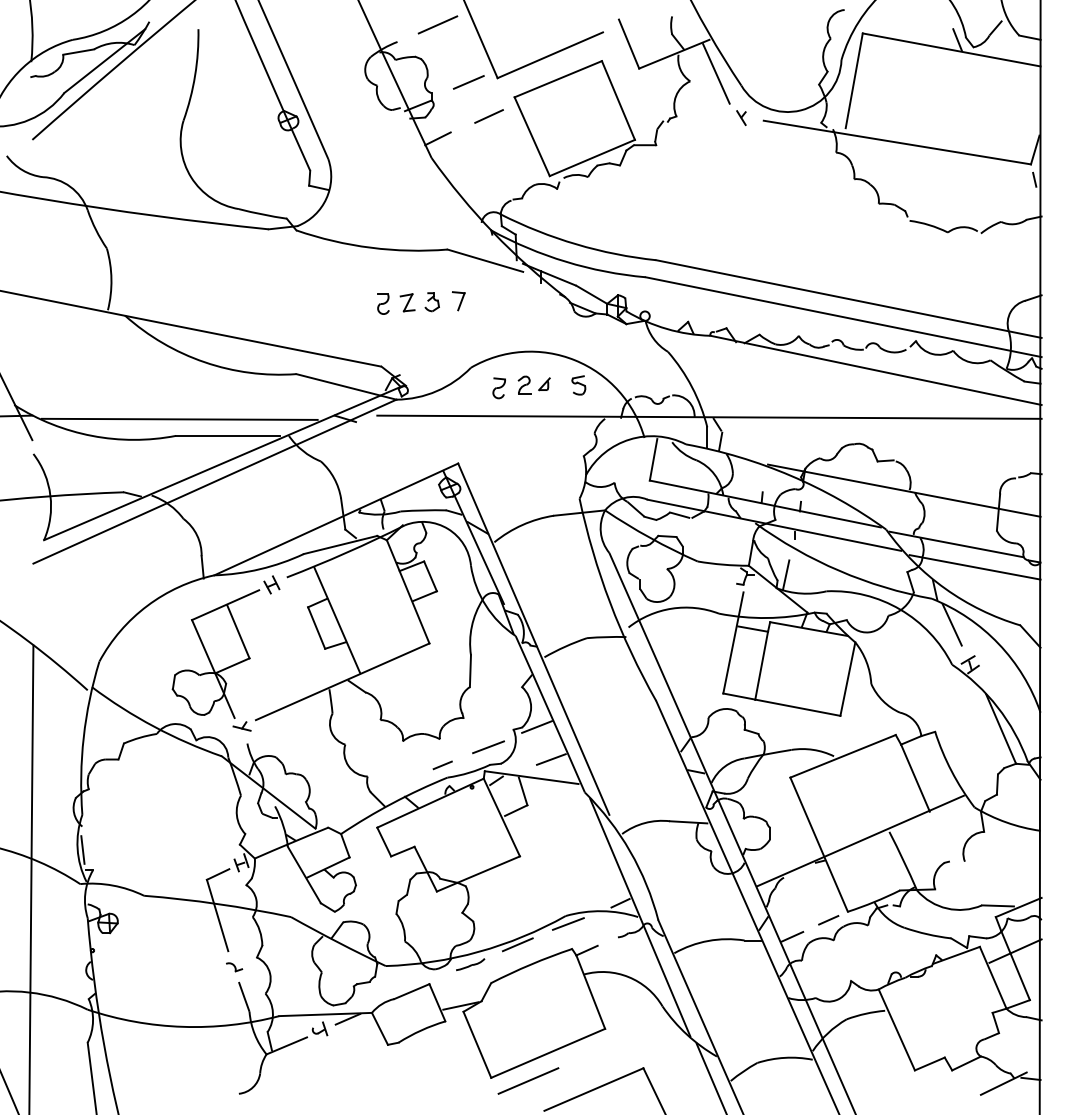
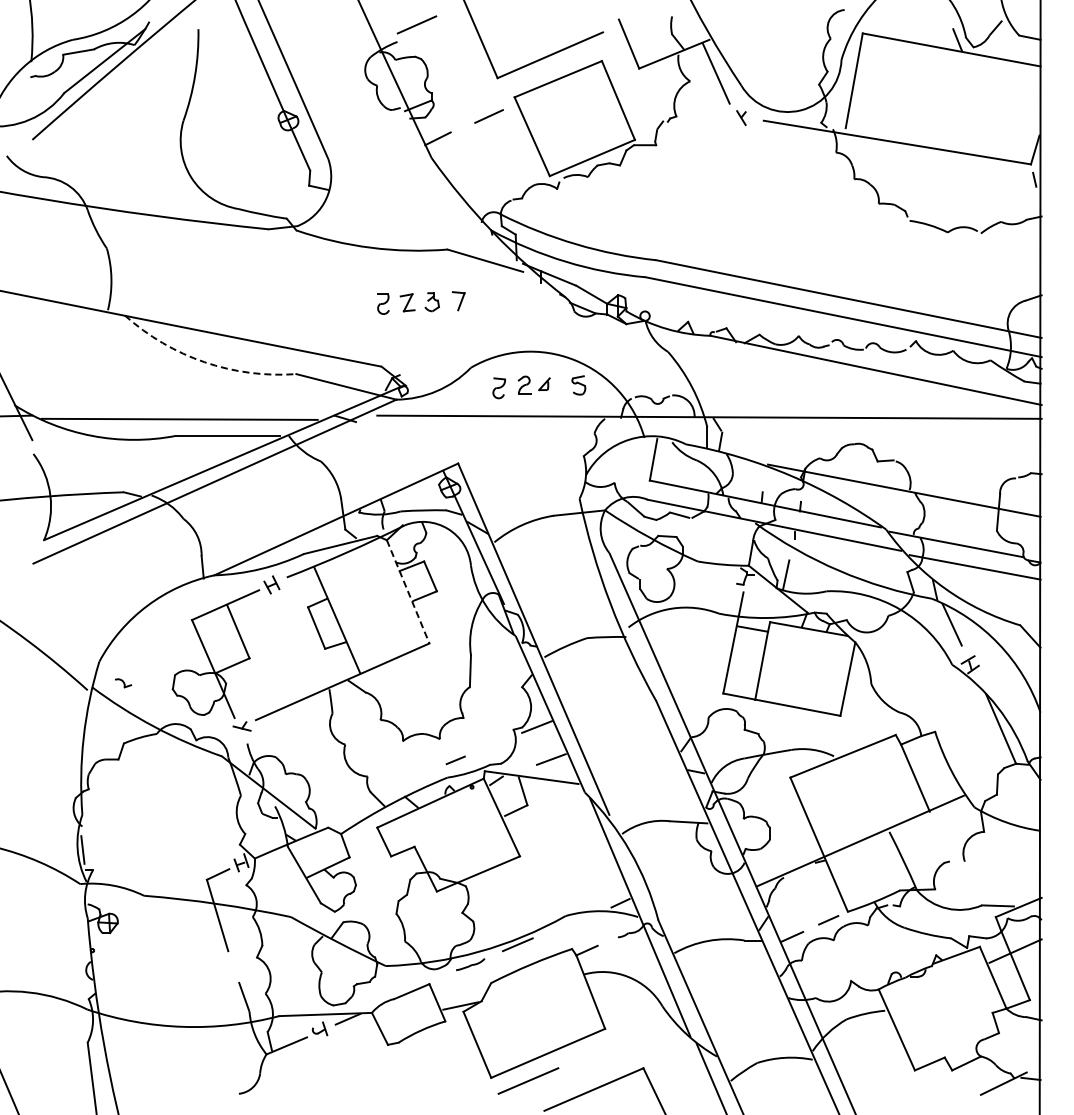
line position: (437, 24) -> (416, 24) (416, 24)
line: present -> none (468, 82)
arc: solid -> dashed (204, 362)
line: solid -> dashed (408, 591)
line: present -> none (488, 747)
line position: (442, 765) -> (455, 760) (455, 760)
line: present -> none (31, 878)
line: present -> none (567, 923)
part position: (234, 967) -> (123, 683) (123, 683)
